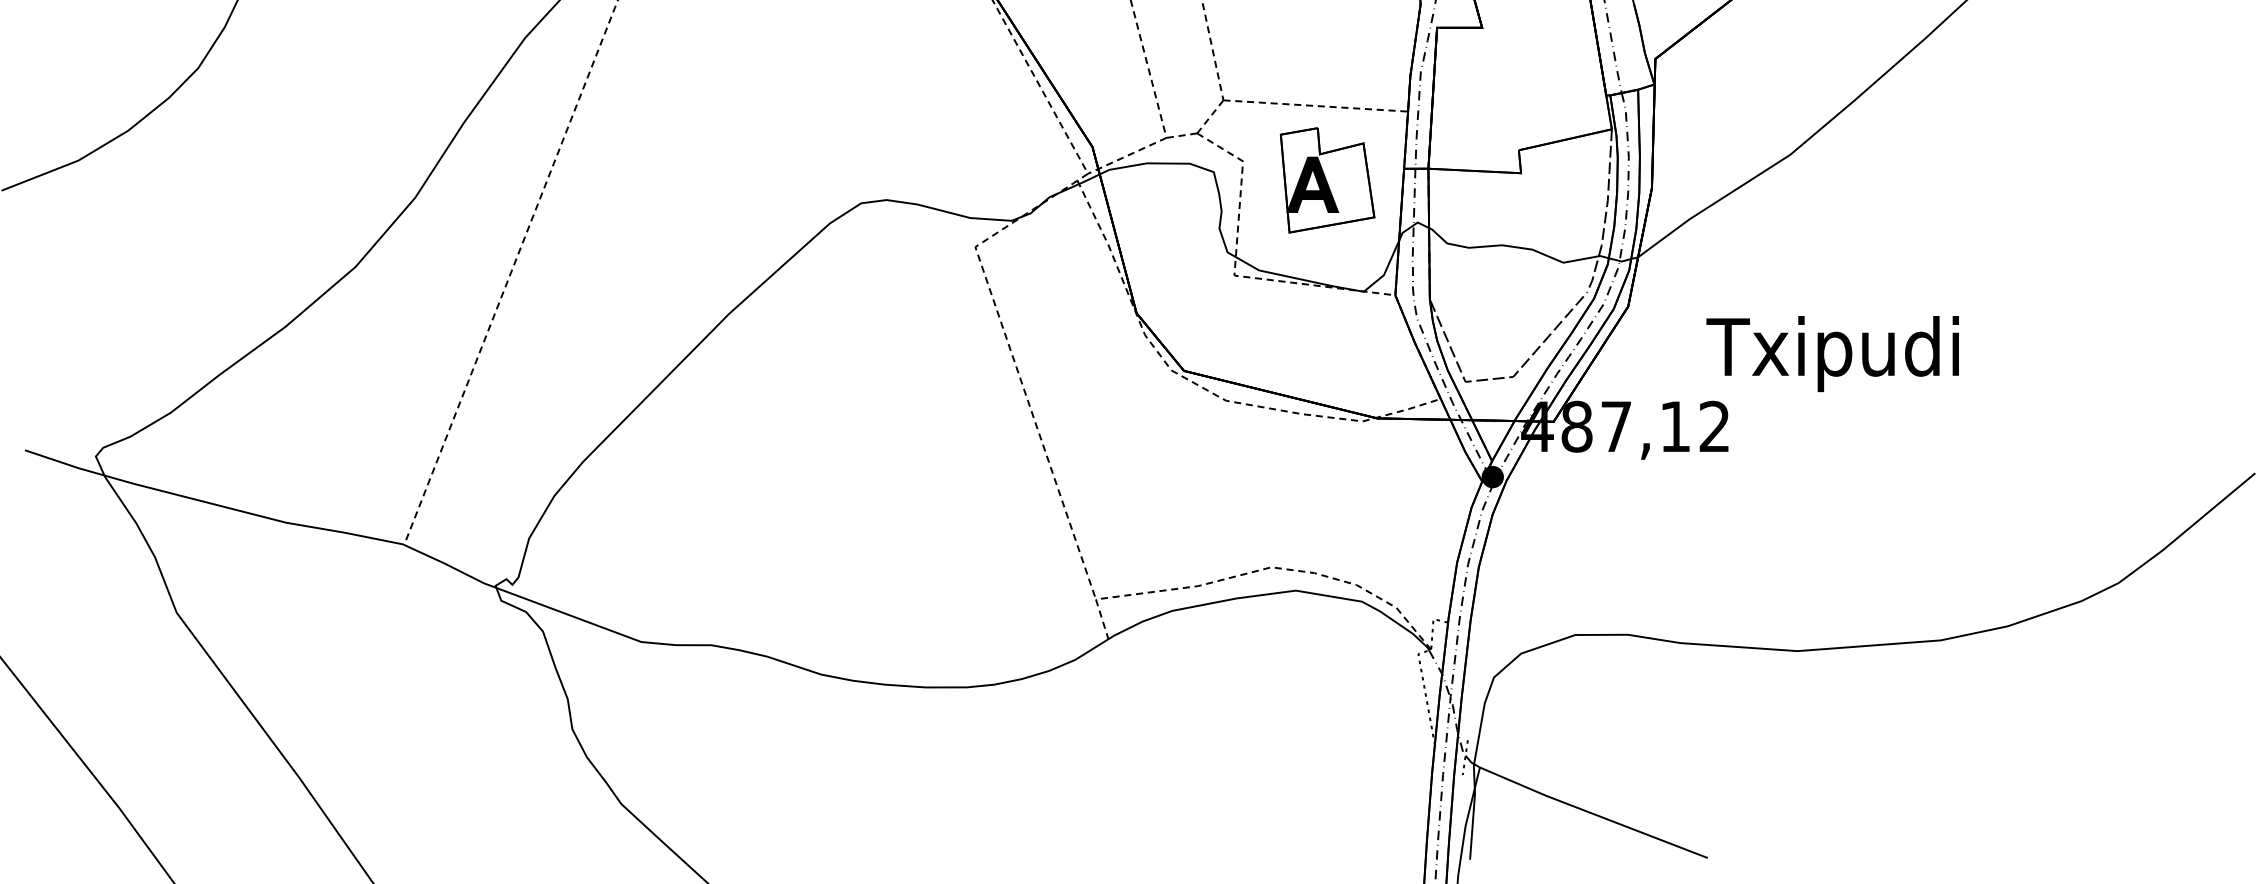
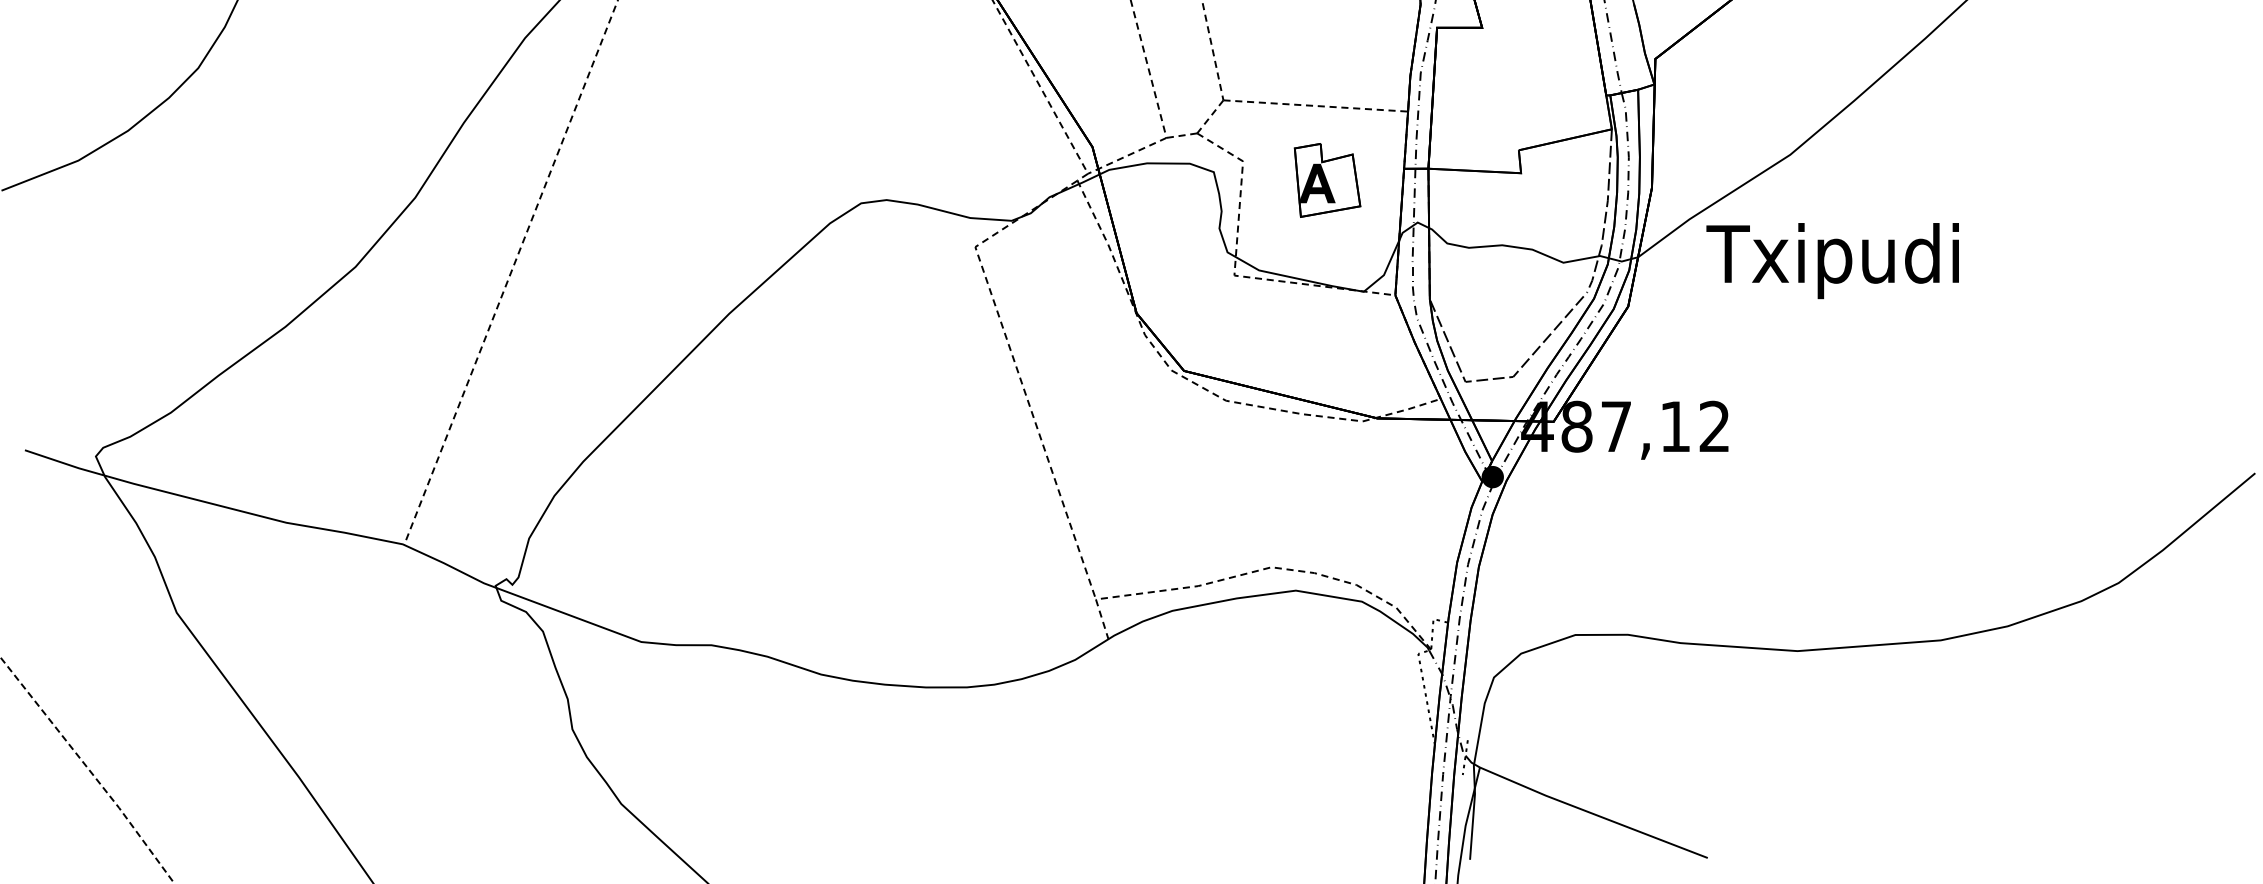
part size: 97x107 px -> 69x75 px (1327, 180)
text position: (1832, 354) -> (1832, 261) (1832, 261)
line: solid -> dashed (88, 769)
